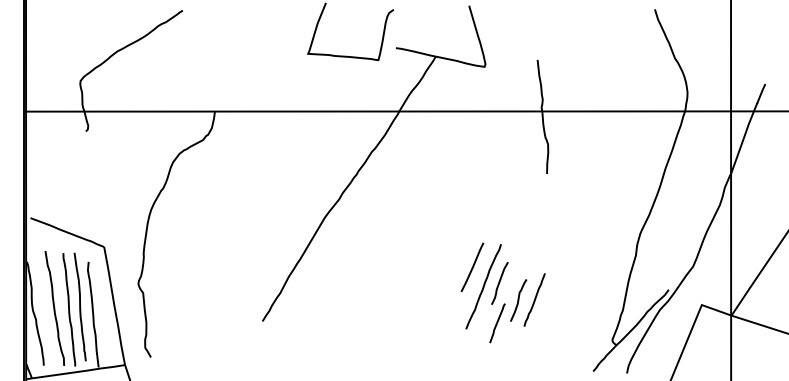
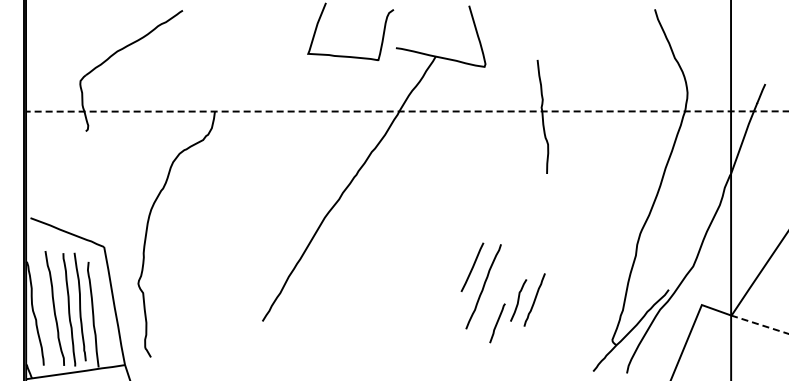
line: solid -> dashed (407, 111)
curve: present -> none (499, 283)
line: solid -> dashed (759, 324)
